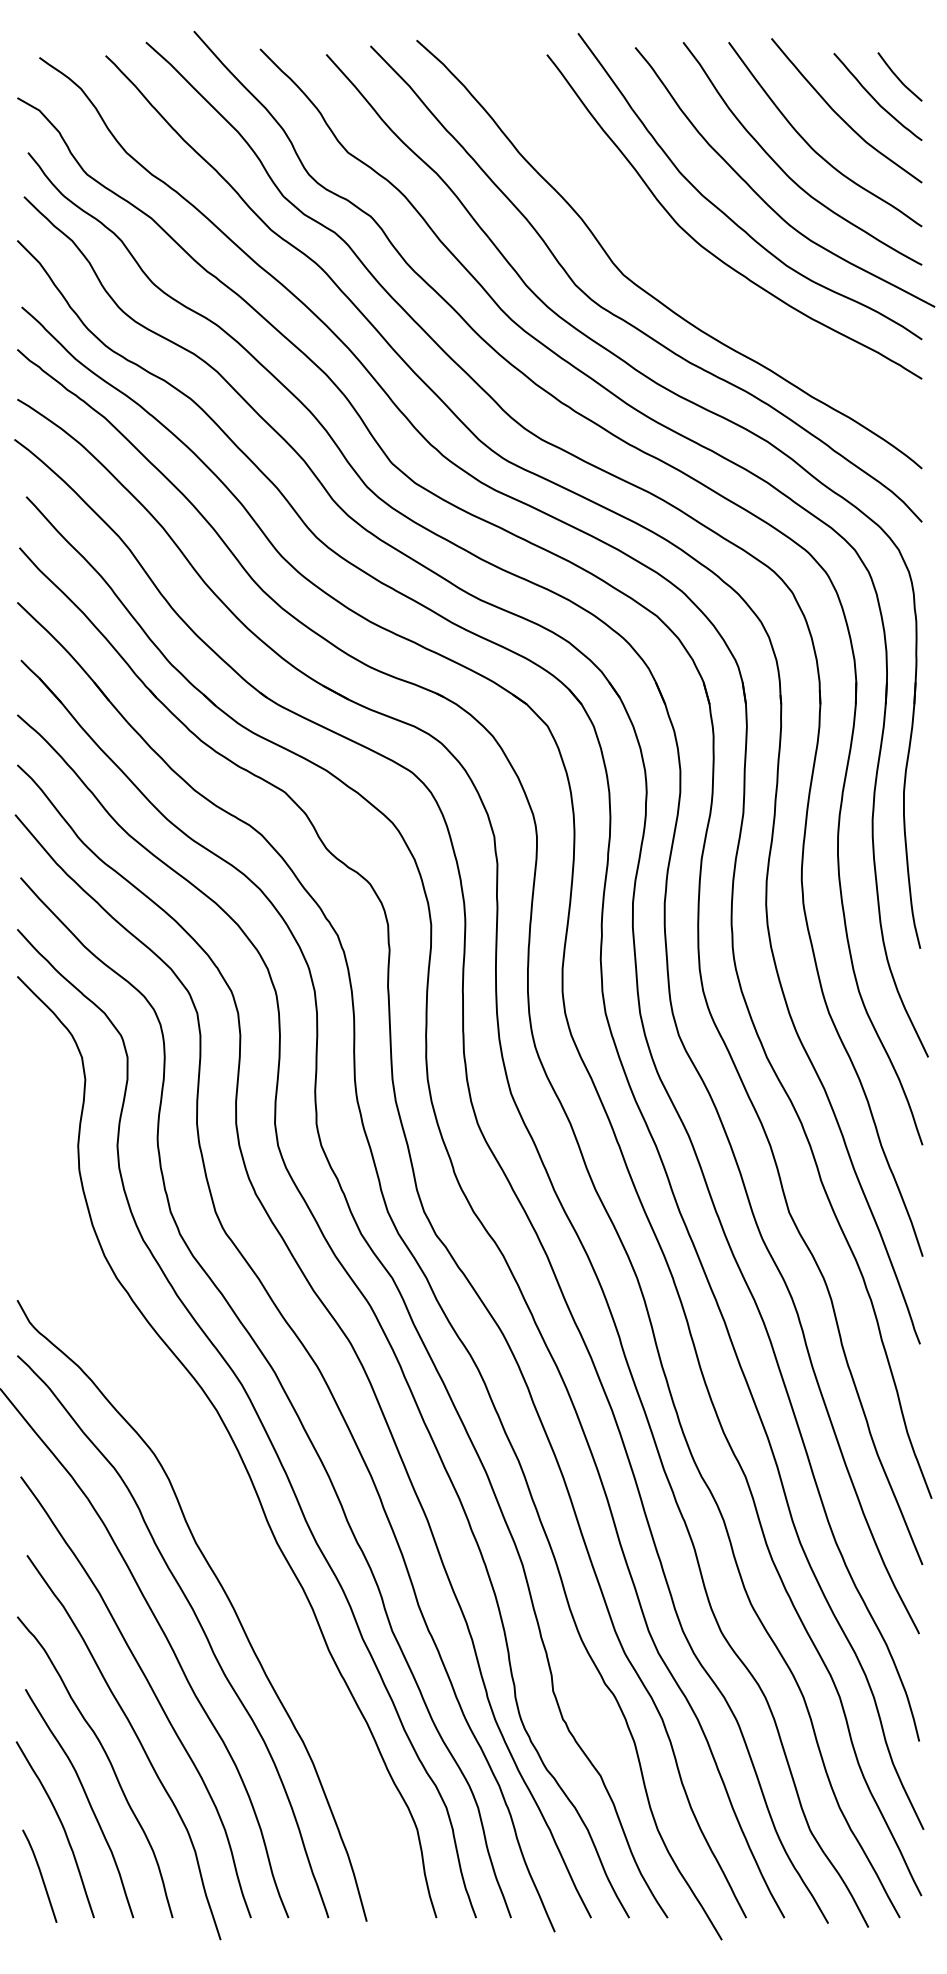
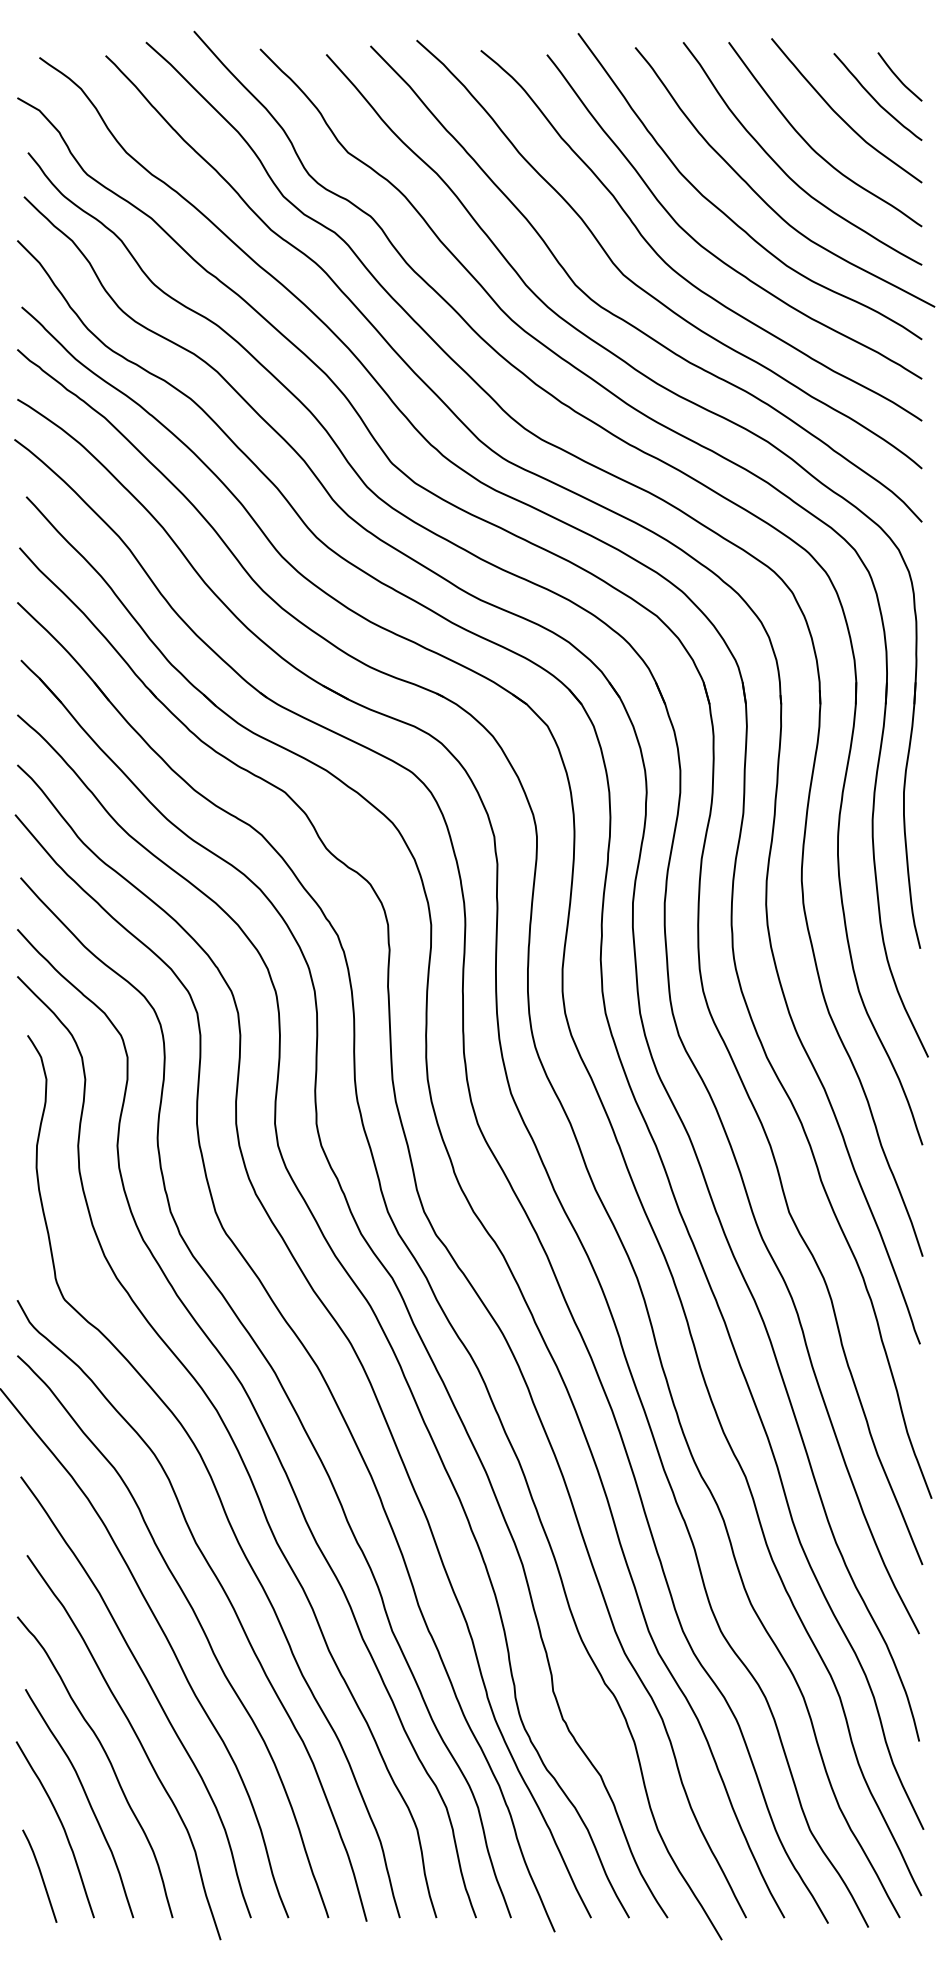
curve: none -> present (671, 266)
curve: none -> present (212, 1477)
